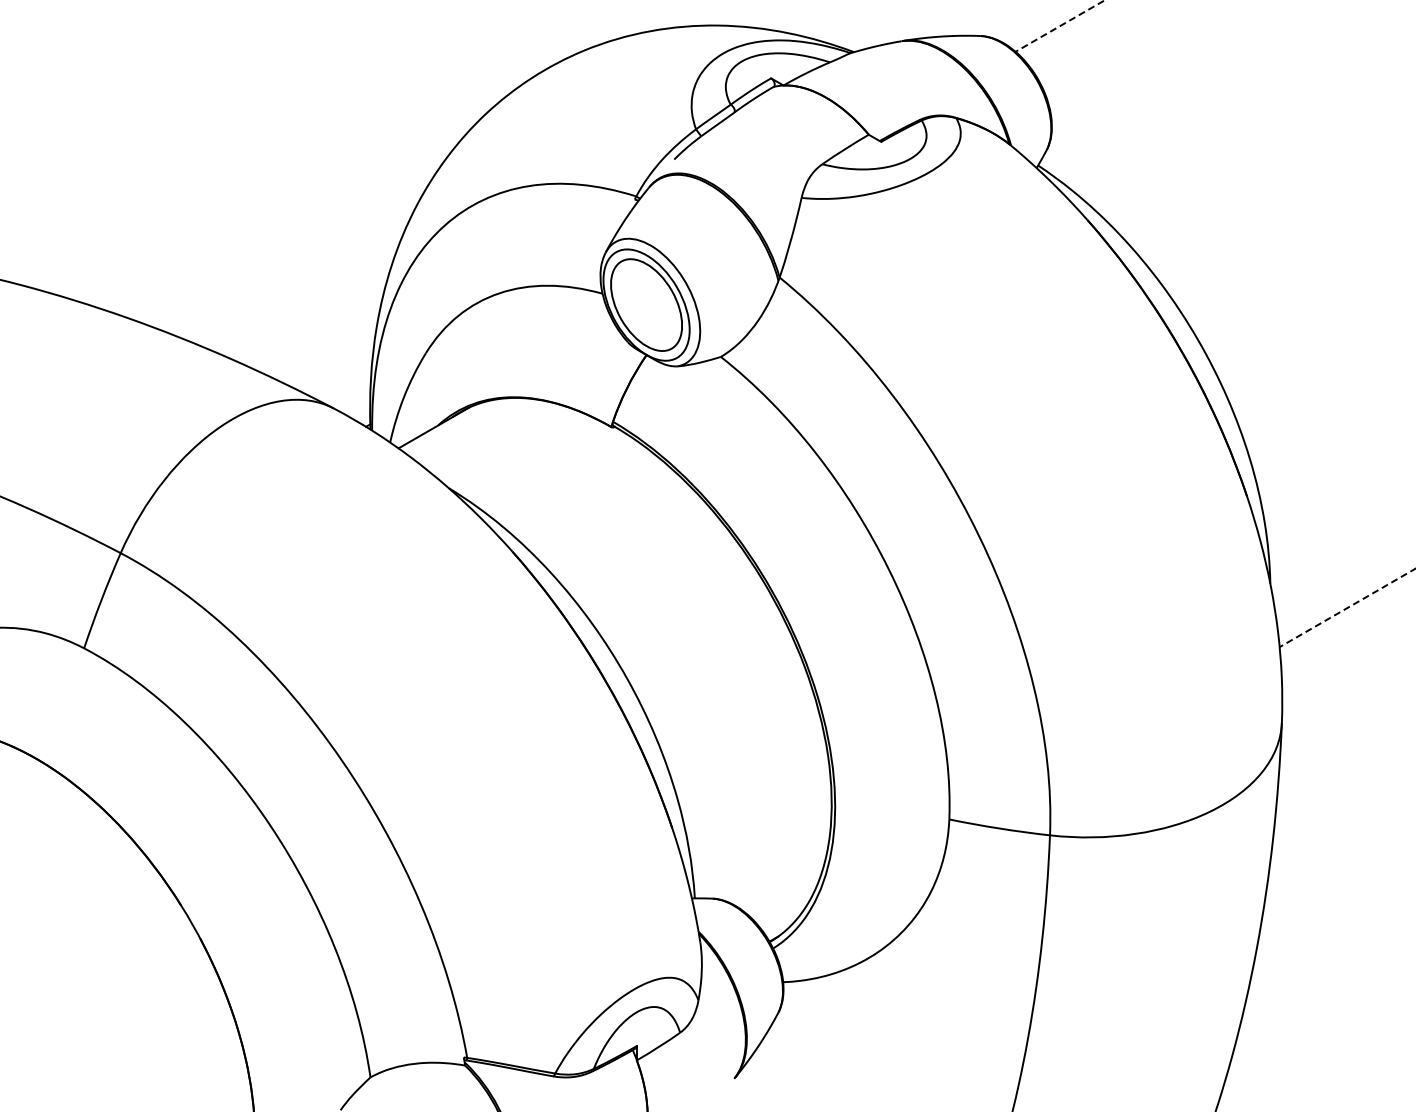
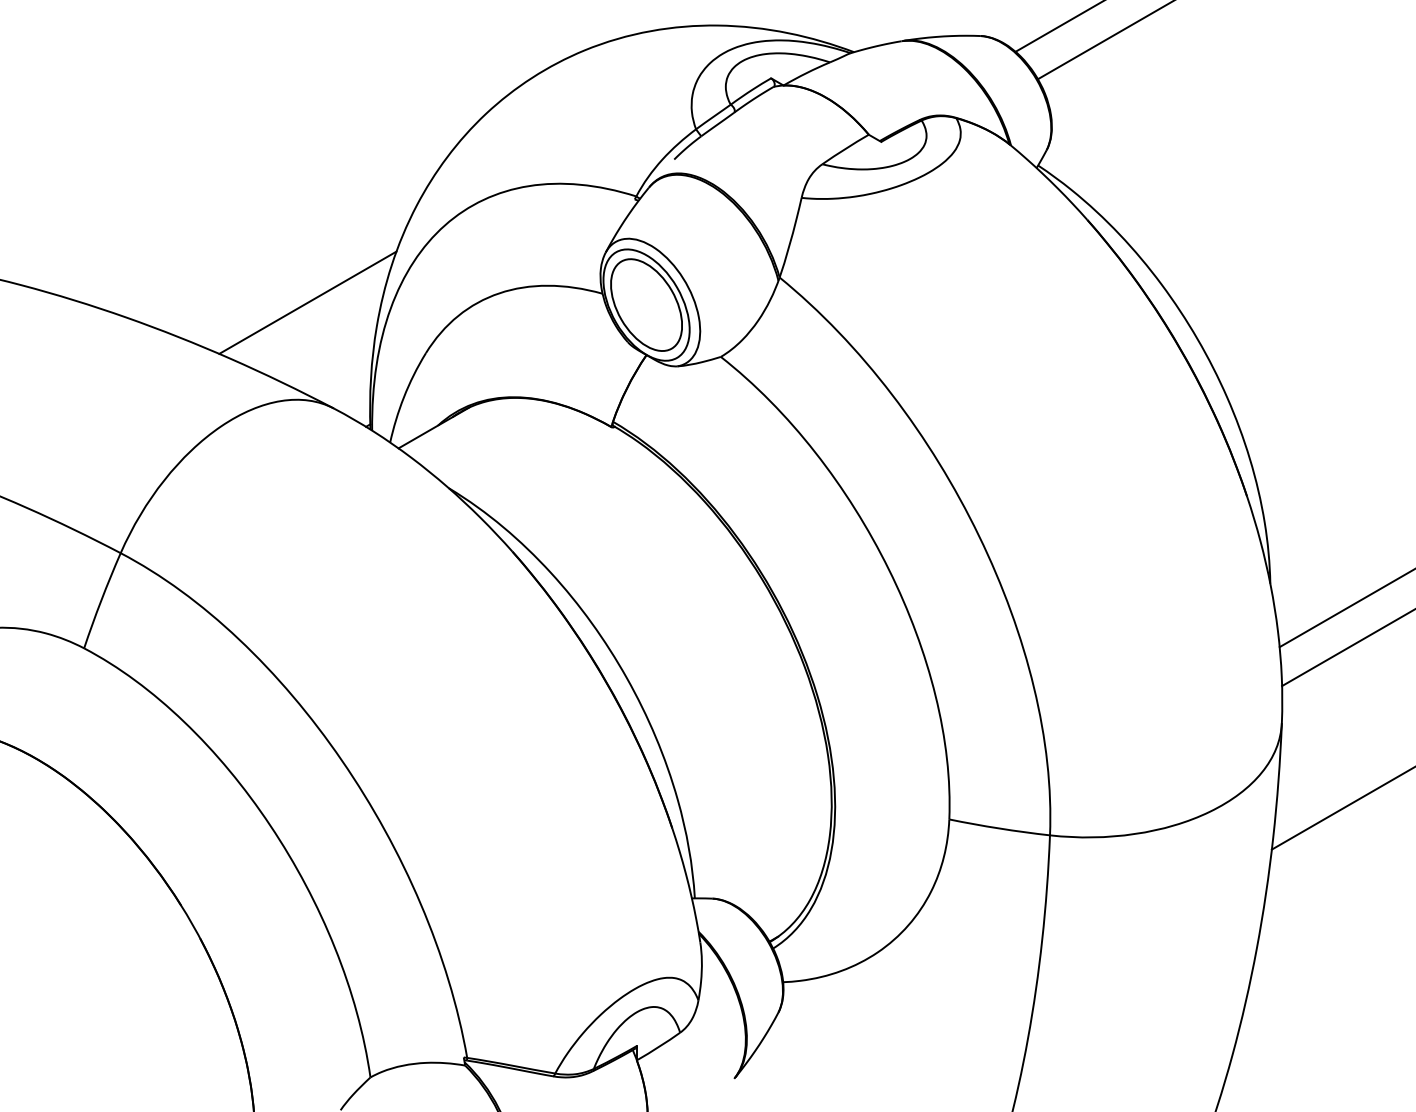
line: dashed -> solid (1059, 26)
line: none -> present (1104, 40)
line: none -> present (307, 302)
line: dashed -> solid (1347, 608)
line: none -> present (1347, 648)
line: none -> present (1341, 808)
